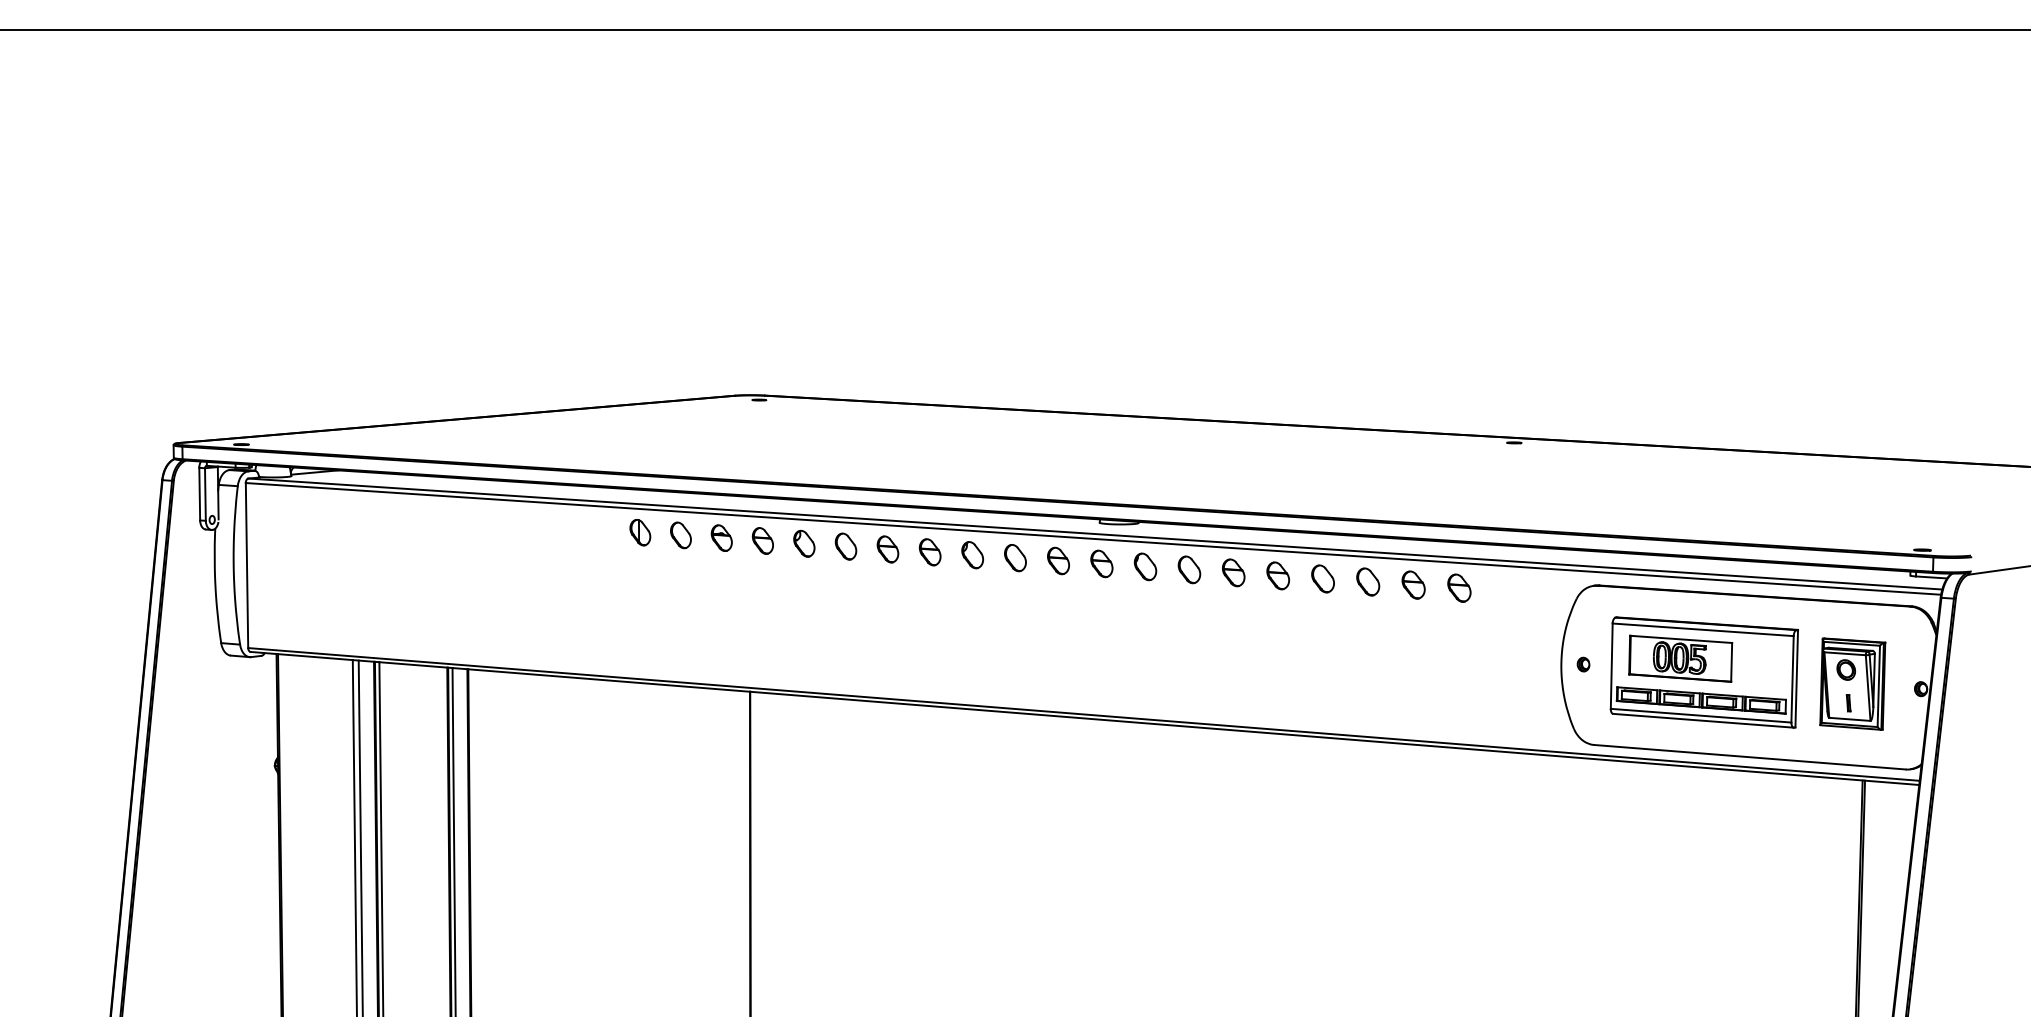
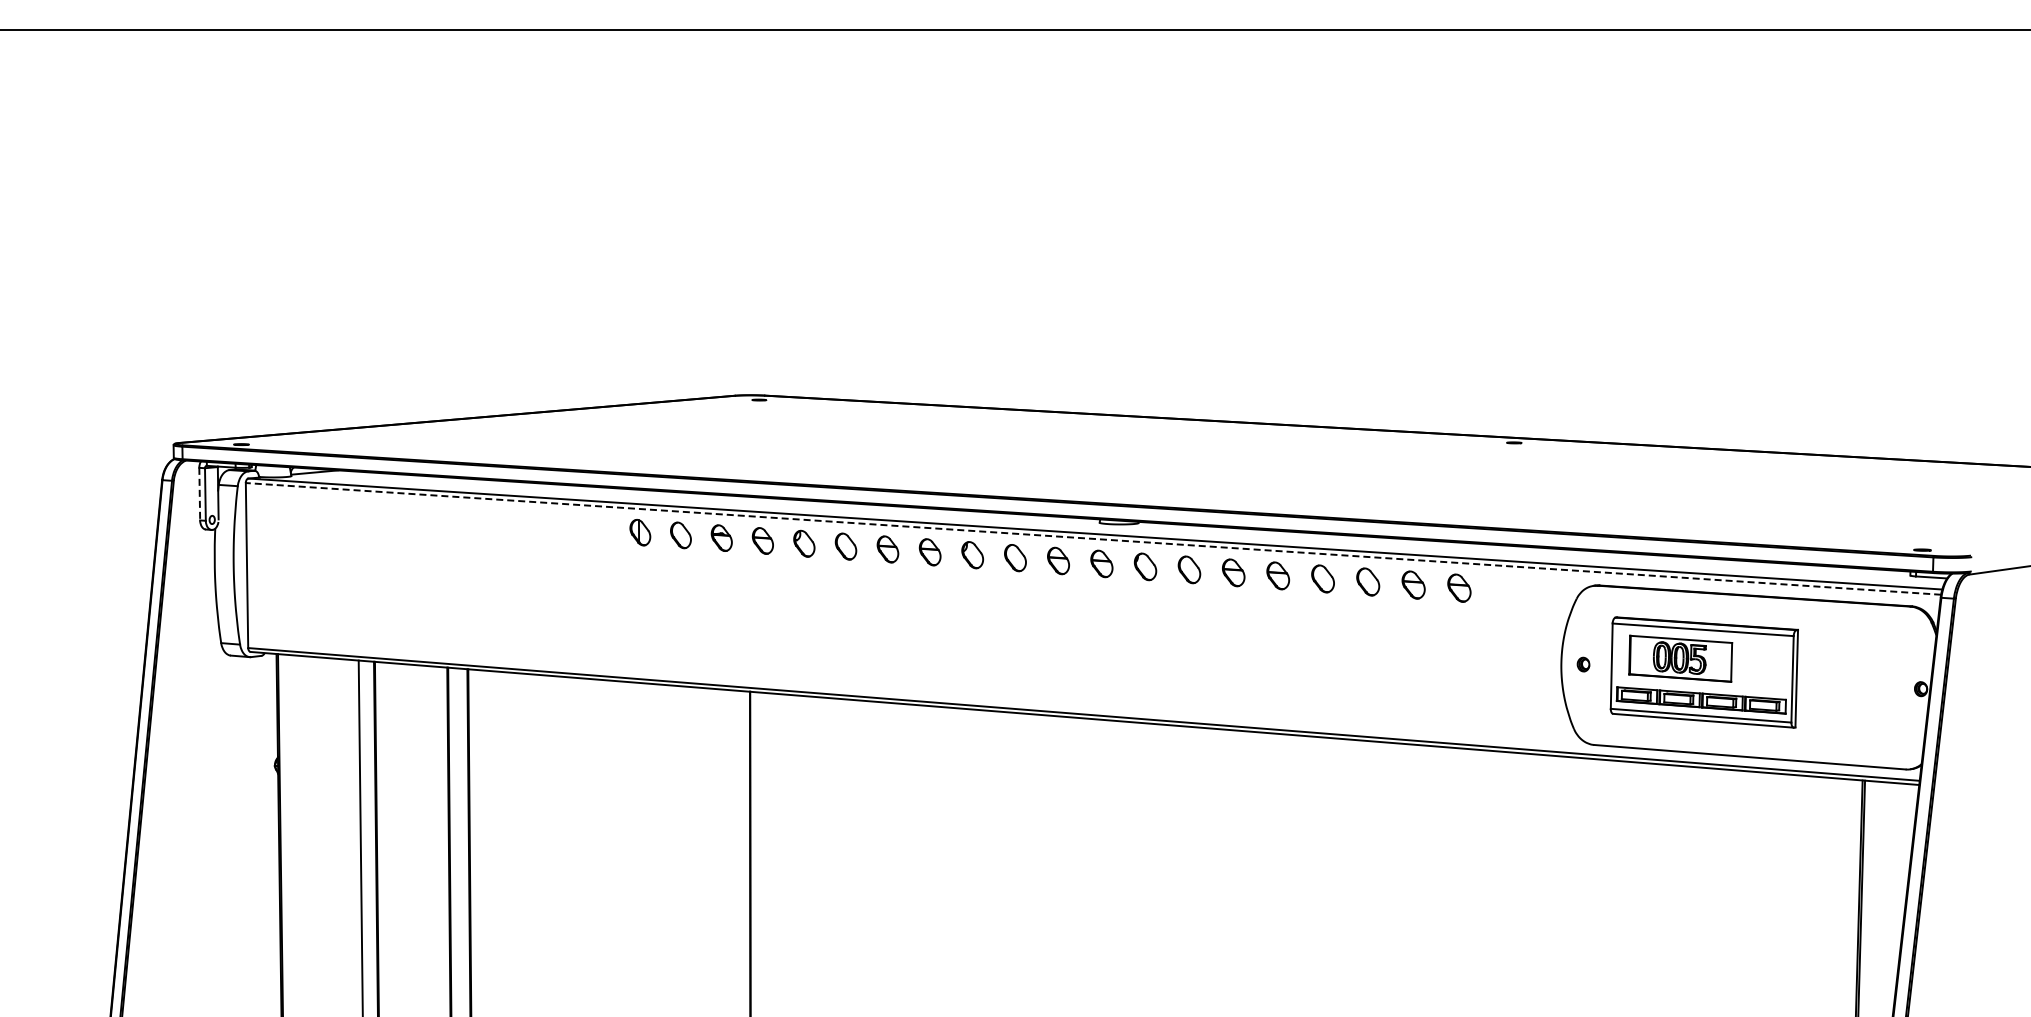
line: solid -> dashed (199, 494)
line: solid -> dashed (1092, 538)
part: present -> none (1852, 683)
line: present -> none (354, 836)
line: present -> none (381, 837)
line: present -> none (453, 840)
